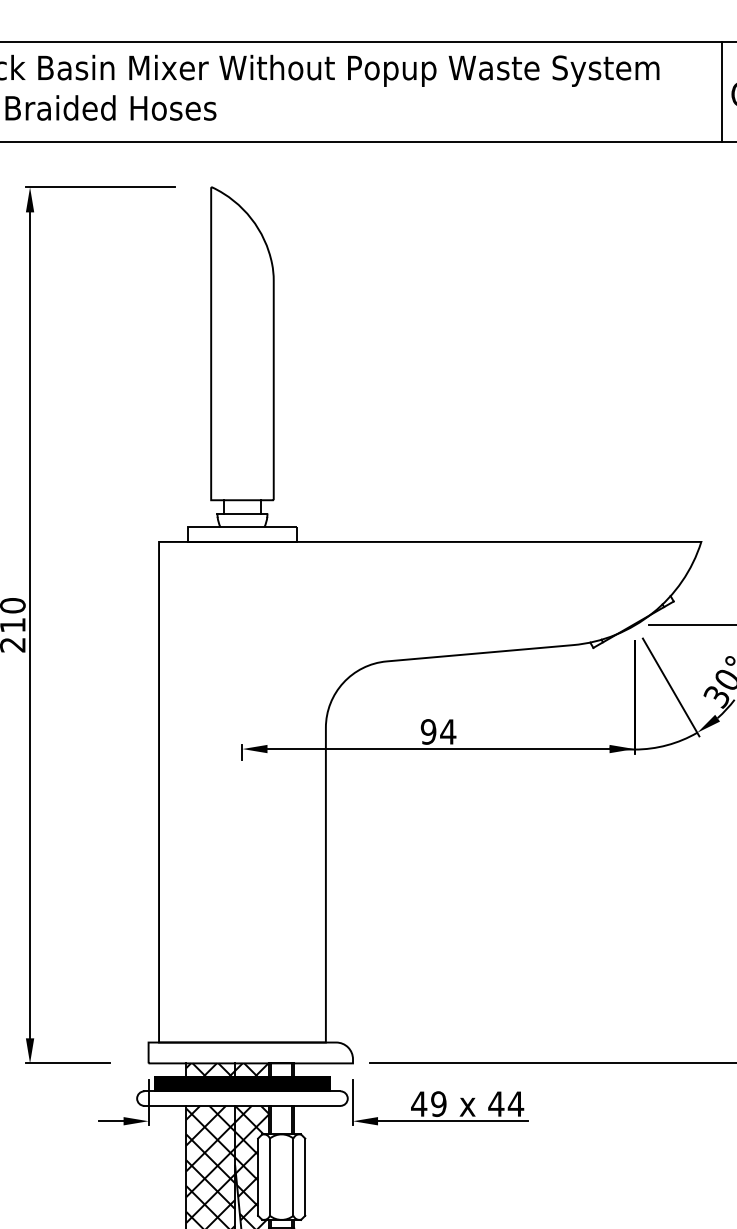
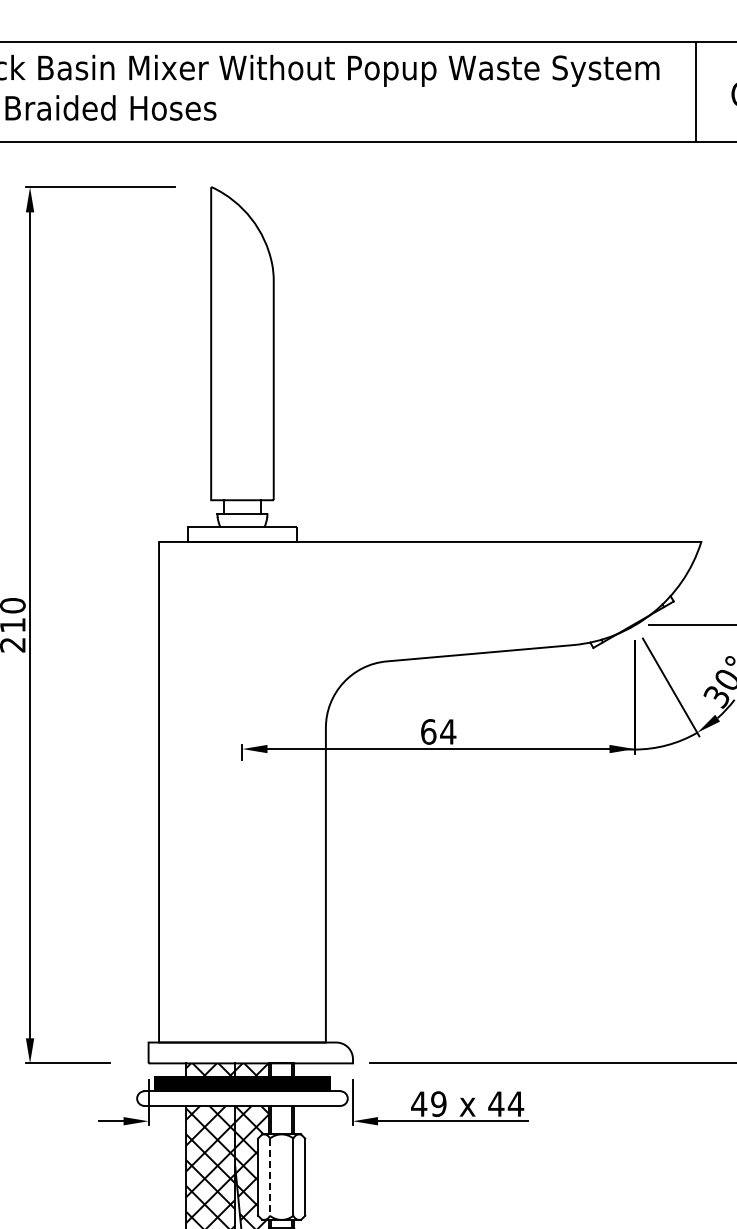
line position: (722, 91) -> (696, 91) (696, 91)
text: 94 -> 64 (428, 731)
line: solid -> dashed (269, 1177)
